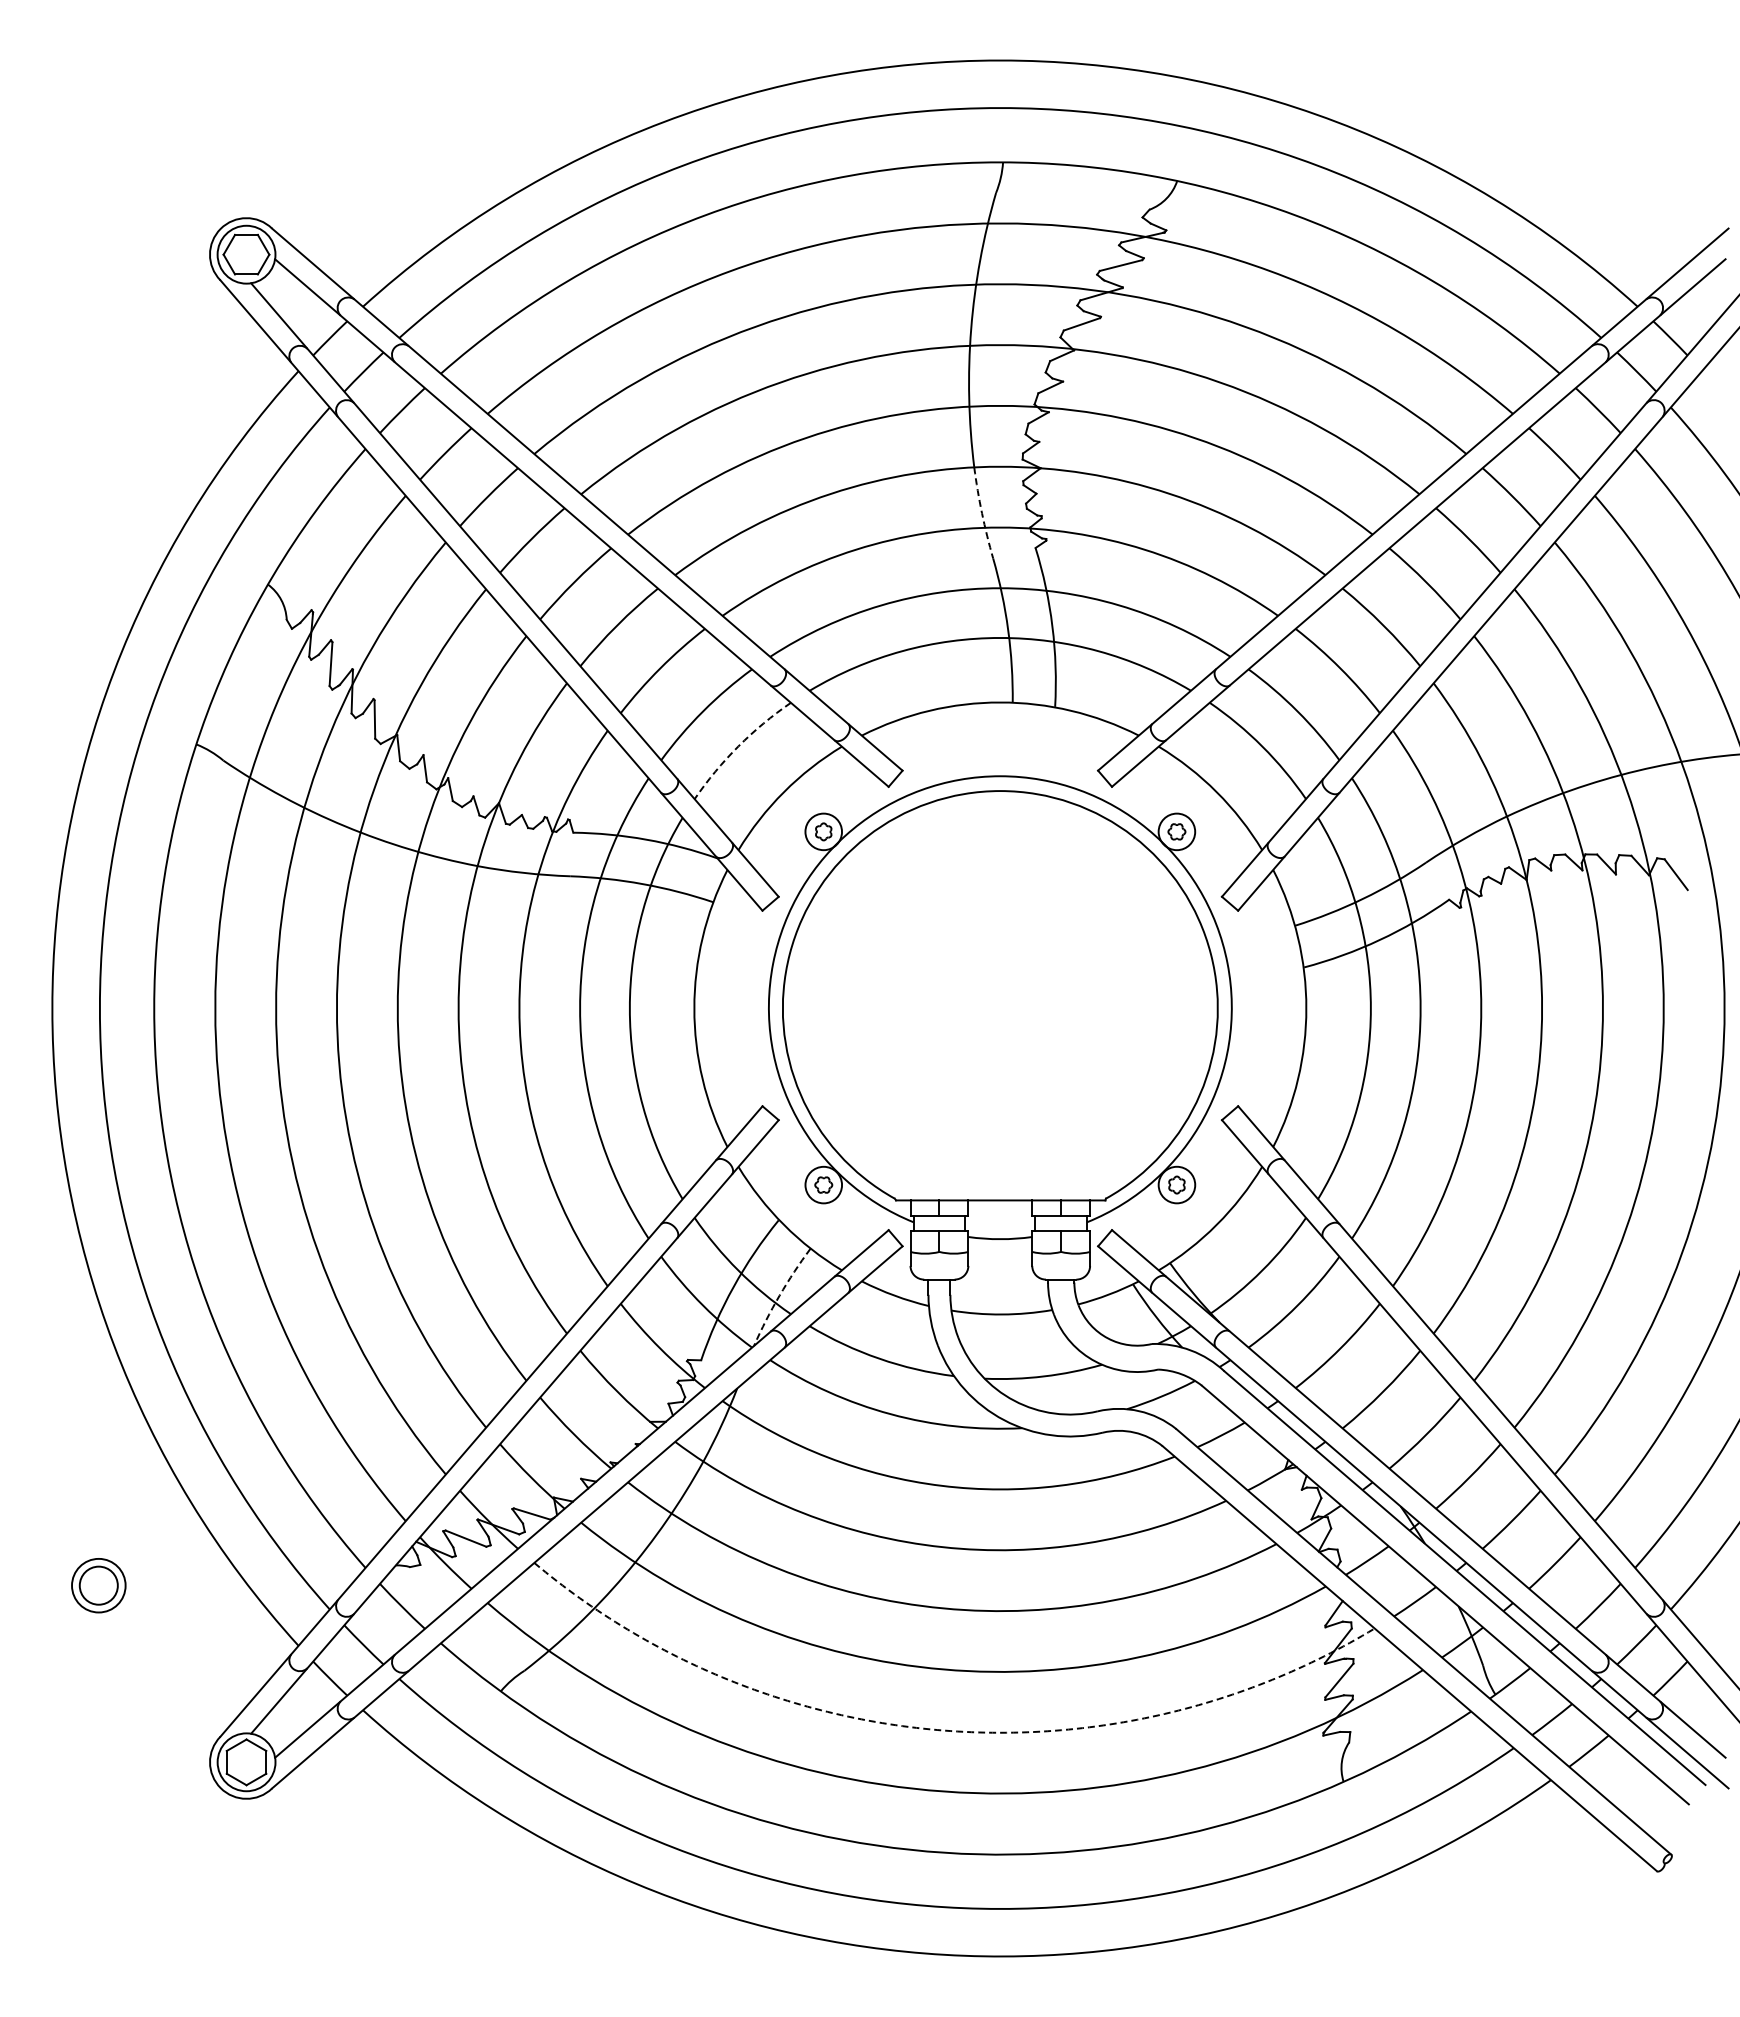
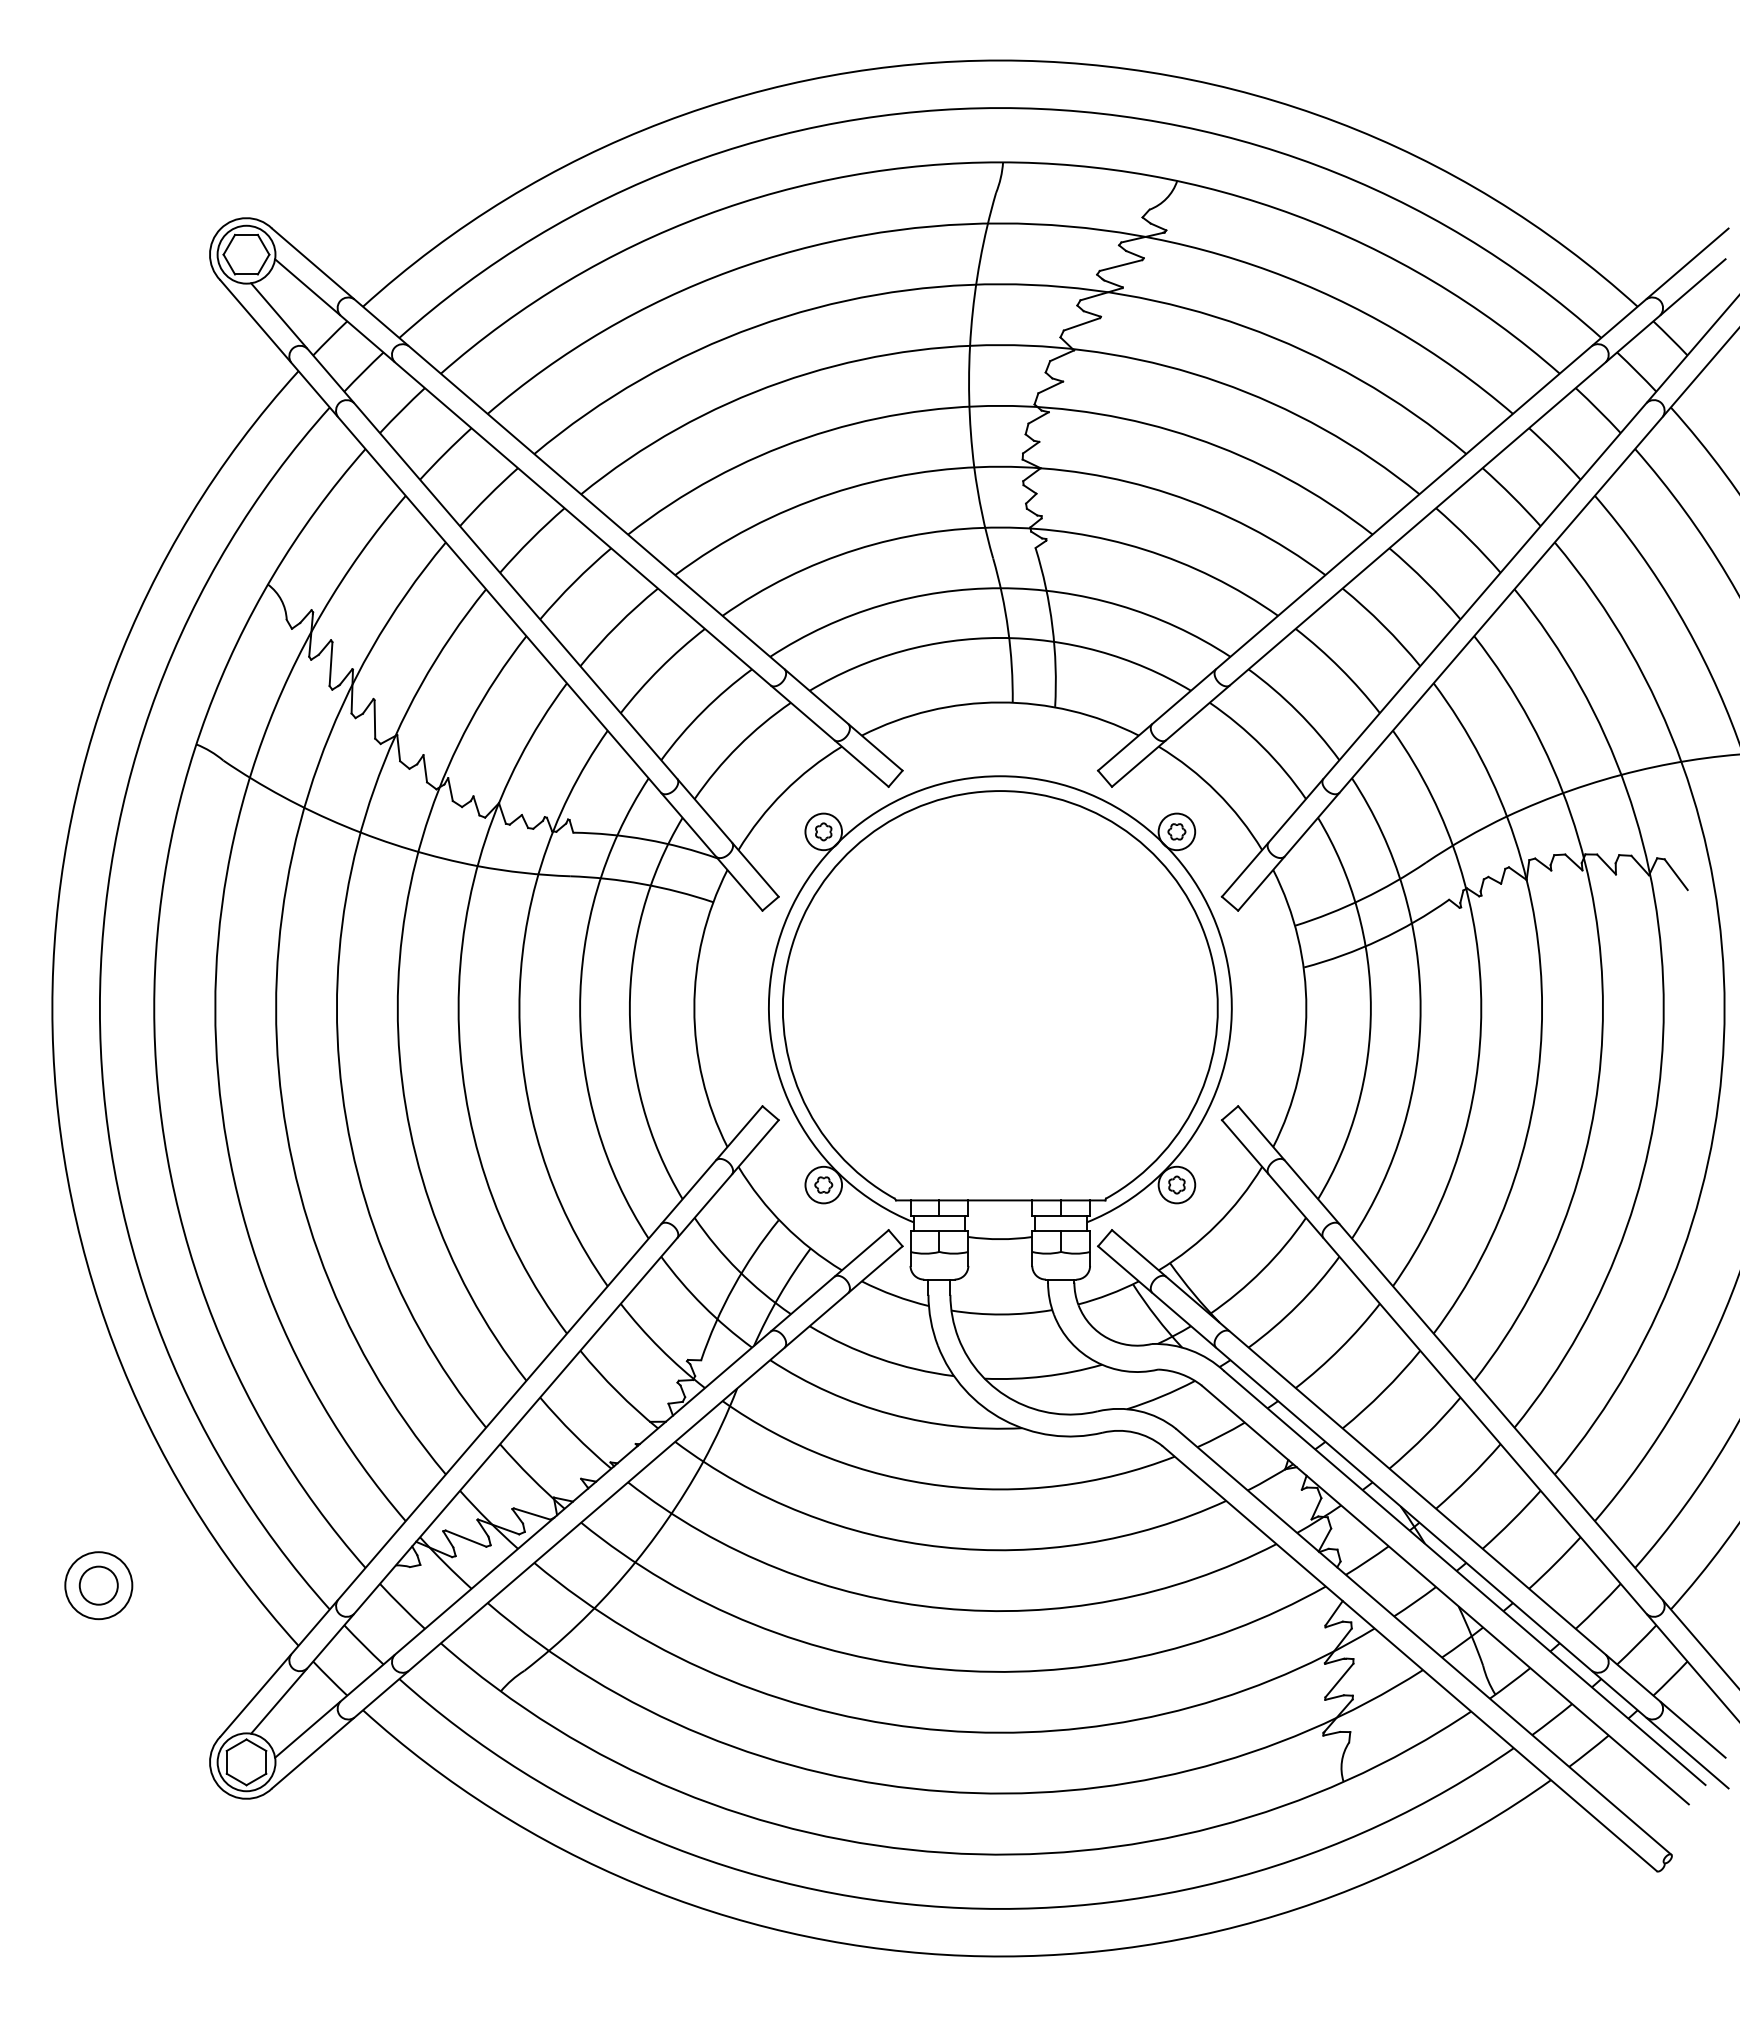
arc: dashed -> solid (982, 513)
arc: dashed -> solid (738, 746)
arc: dashed -> solid (779, 1295)
circle diameter: 54 px -> 67 px (98, 1585)
arc: dashed -> solid (943, 1730)
